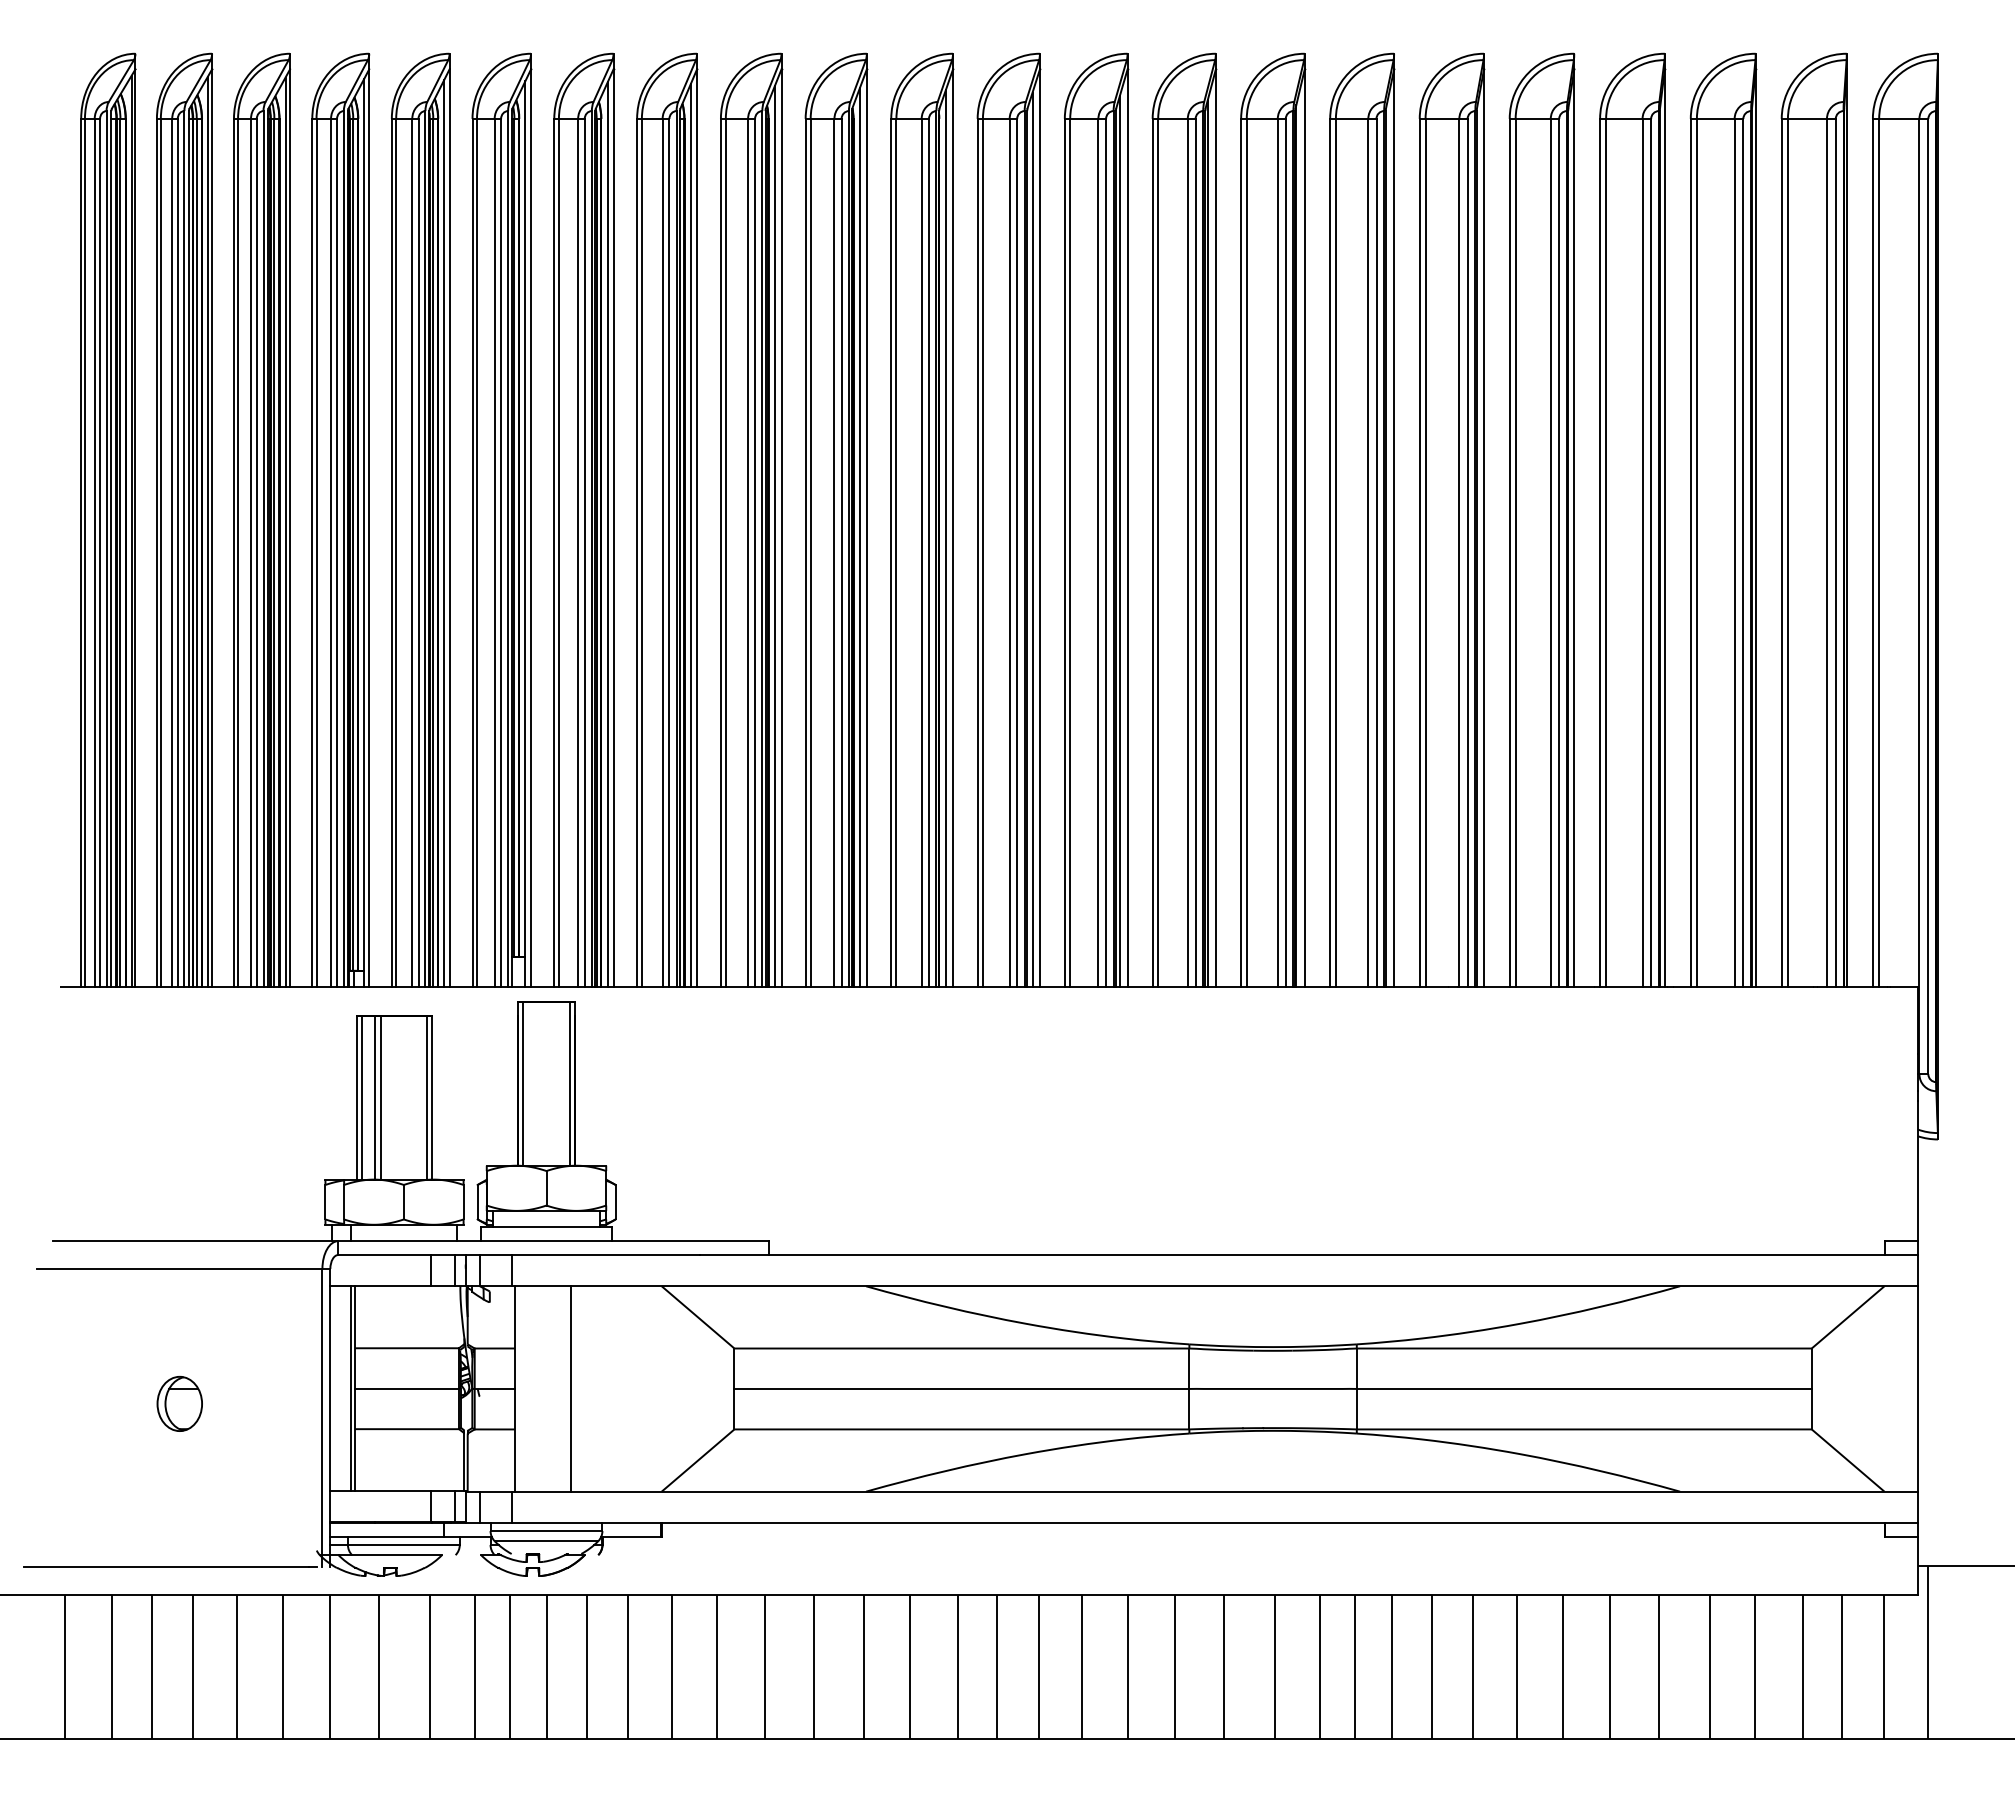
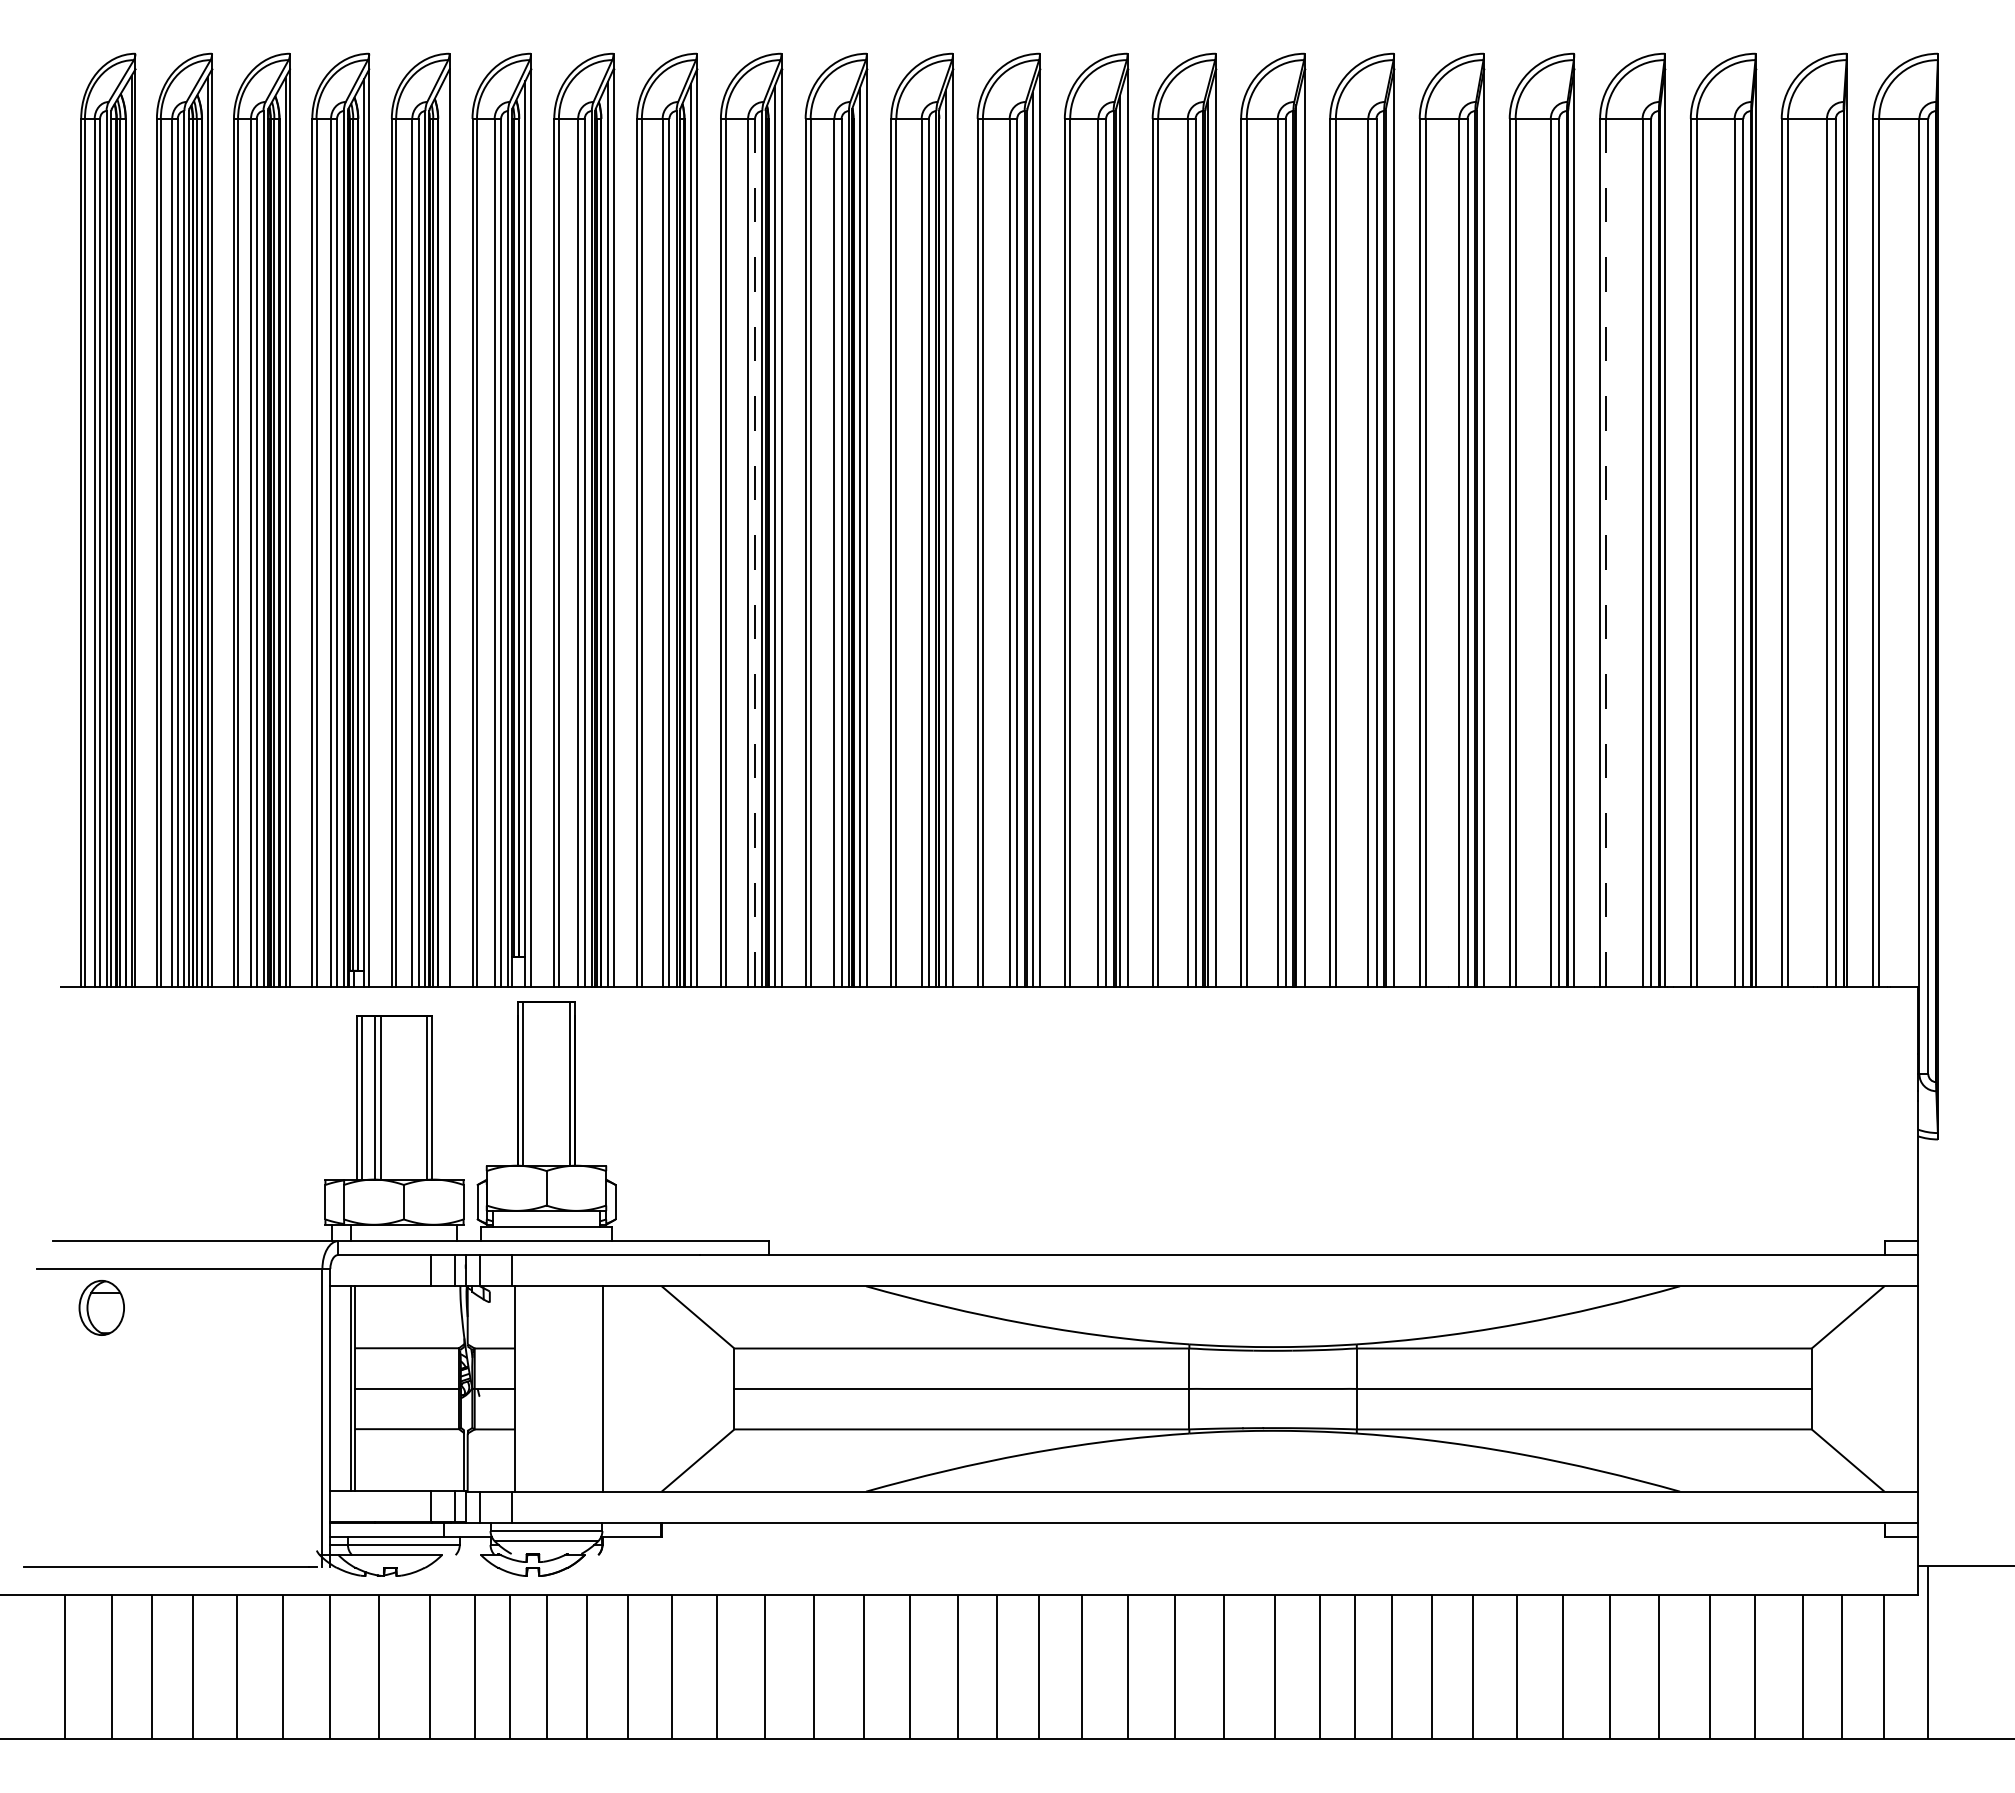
line: present -> none (444, 532)
line: solid -> dashed (755, 552)
line: solid -> dashed (1606, 552)
line position: (570, 1388) -> (602, 1388) (602, 1388)
part position: (179, 1403) -> (101, 1307) (101, 1307)
